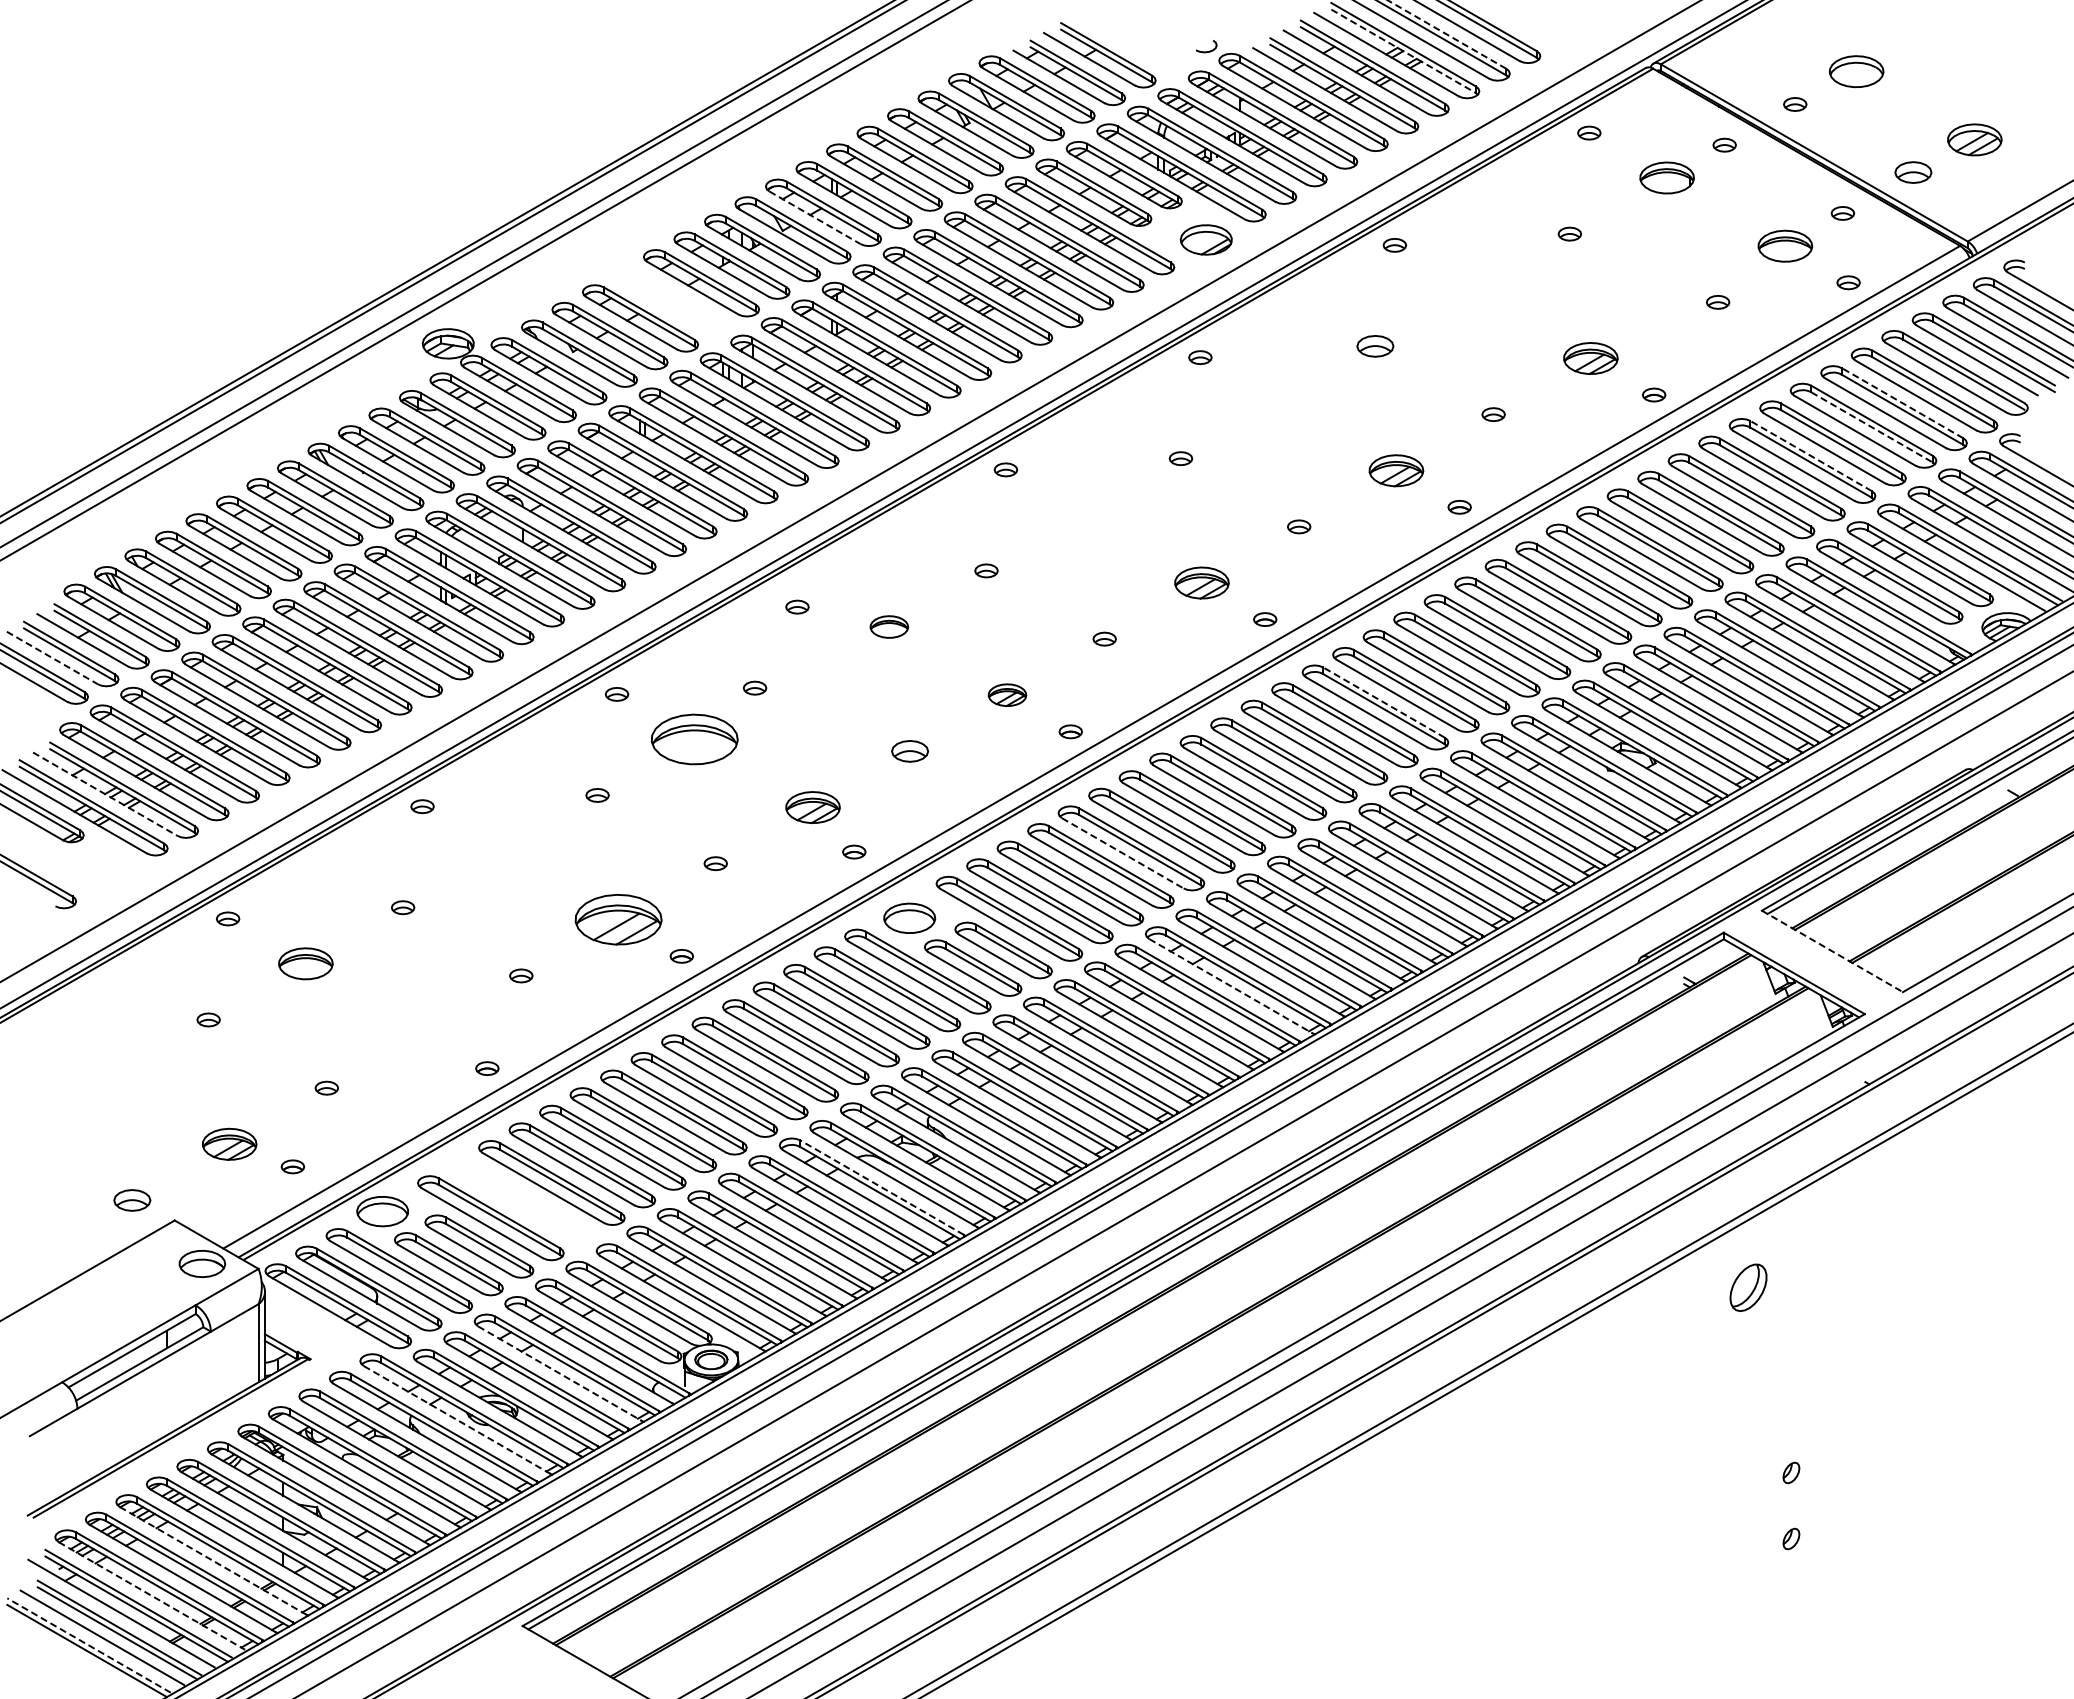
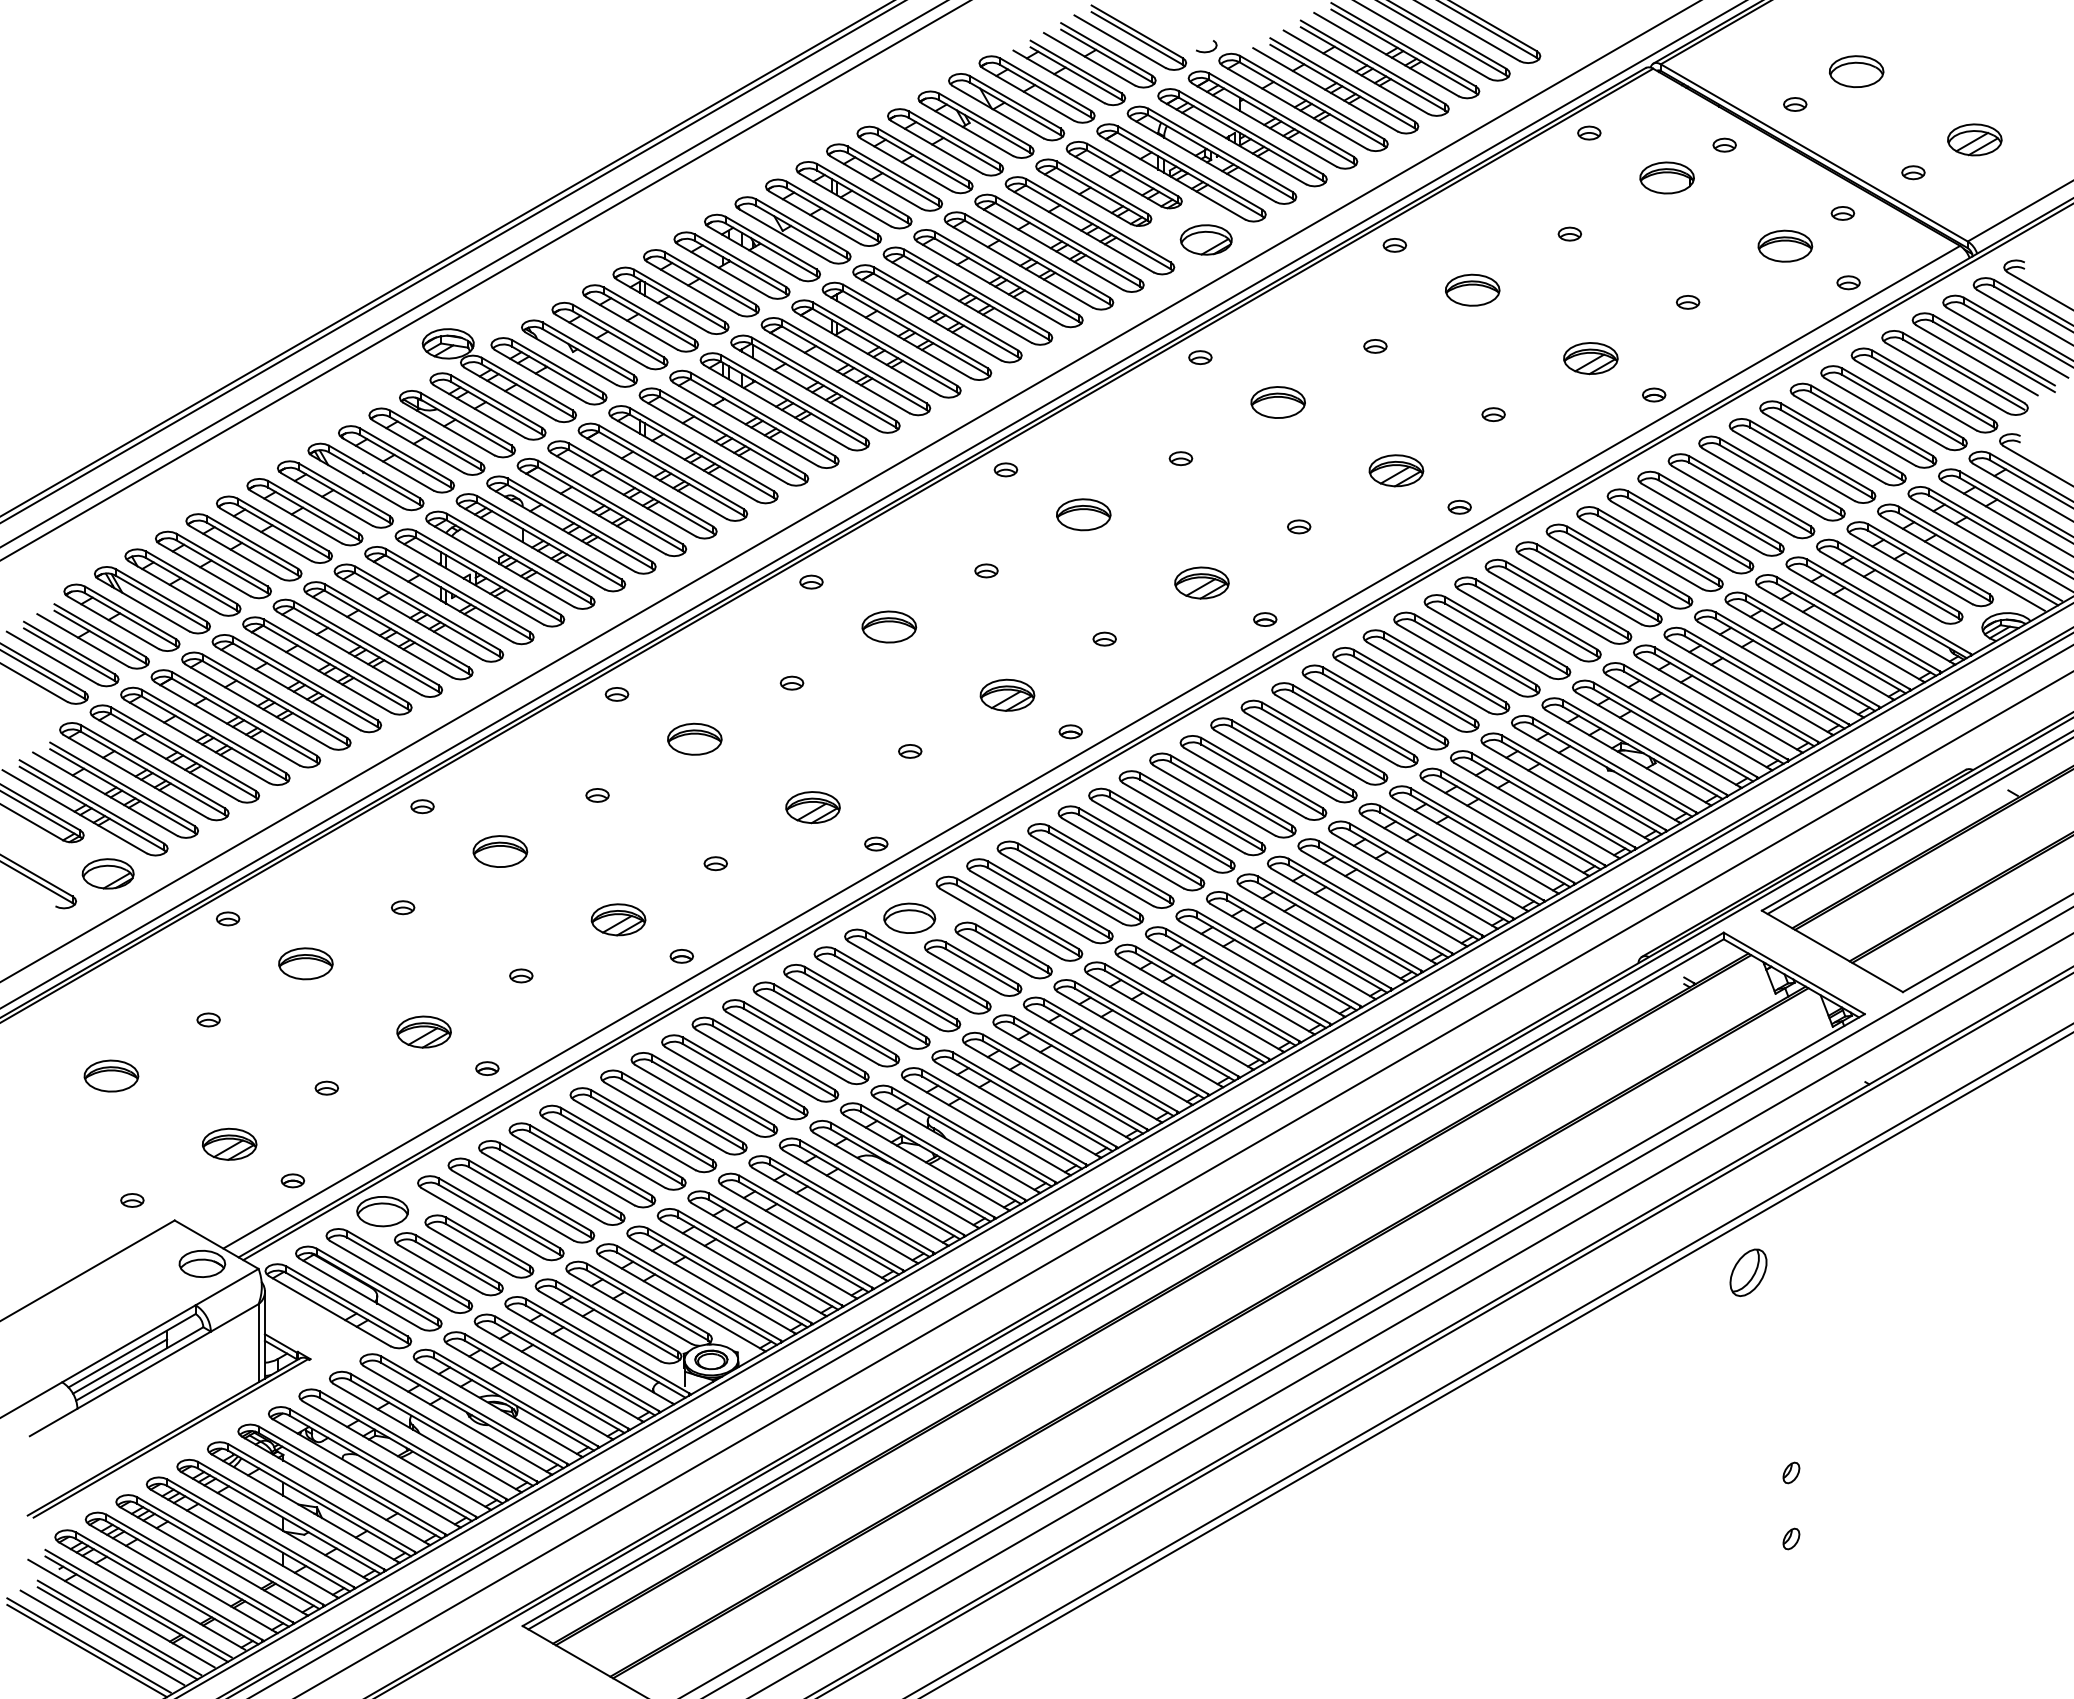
line: dashed -> solid (1446, 34)
part: none -> present (1129, 37)
line: dashed -> solid (1404, 51)
part size: 39x23 px -> 25x16 px (1913, 172)
line: dashed -> solid (814, 217)
part: none -> present (1472, 289)
part: none -> present (670, 300)
part position: (1717, 302) -> (1687, 302) (1687, 302)
part size: 39x23 px -> 25x15 px (1375, 346)
part: none -> present (1277, 402)
line: dashed -> solid (1902, 402)
line: dashed -> solid (1872, 427)
line: dashed -> solid (1810, 455)
part: none -> present (1083, 514)
part position: (797, 606) -> (811, 581) (811, 581)
part size: 41x24 px -> 57x34 px (889, 626)
line: dashed -> solid (52, 658)
part position: (754, 687) -> (791, 682) (791, 682)
part size: 41x25 px -> 57x34 px (1007, 694)
line: dashed -> solid (1383, 702)
part size: 89x53 px -> 56x34 px (694, 738)
part size: 39x23 px -> 25x15 px (910, 751)
line: dashed -> solid (105, 794)
part: none -> present (500, 851)
part position: (854, 851) -> (876, 843) (876, 843)
line: dashed -> solid (1123, 853)
part: none -> present (107, 873)
part size: 89x52 px -> 57x34 px (618, 919)
line: dashed -> solid (1832, 951)
line: dashed -> solid (1231, 986)
part: none -> present (423, 1031)
part: none -> present (111, 1075)
part position: (292, 1166) -> (292, 1180) (292, 1180)
line: dashed -> solid (881, 1187)
part size: 39x23 px -> 25x15 px (132, 1200)
part: none -> present (521, 1200)
part position: (1748, 1287) -> (1748, 1272) (1748, 1272)
line: none -> present (120, 1366)
line: dashed -> solid (560, 1373)
line: dashed -> solid (457, 1419)
line: dashed -> solid (212, 1560)
line: dashed -> solid (151, 1595)
line: dashed -> solid (88, 1645)
